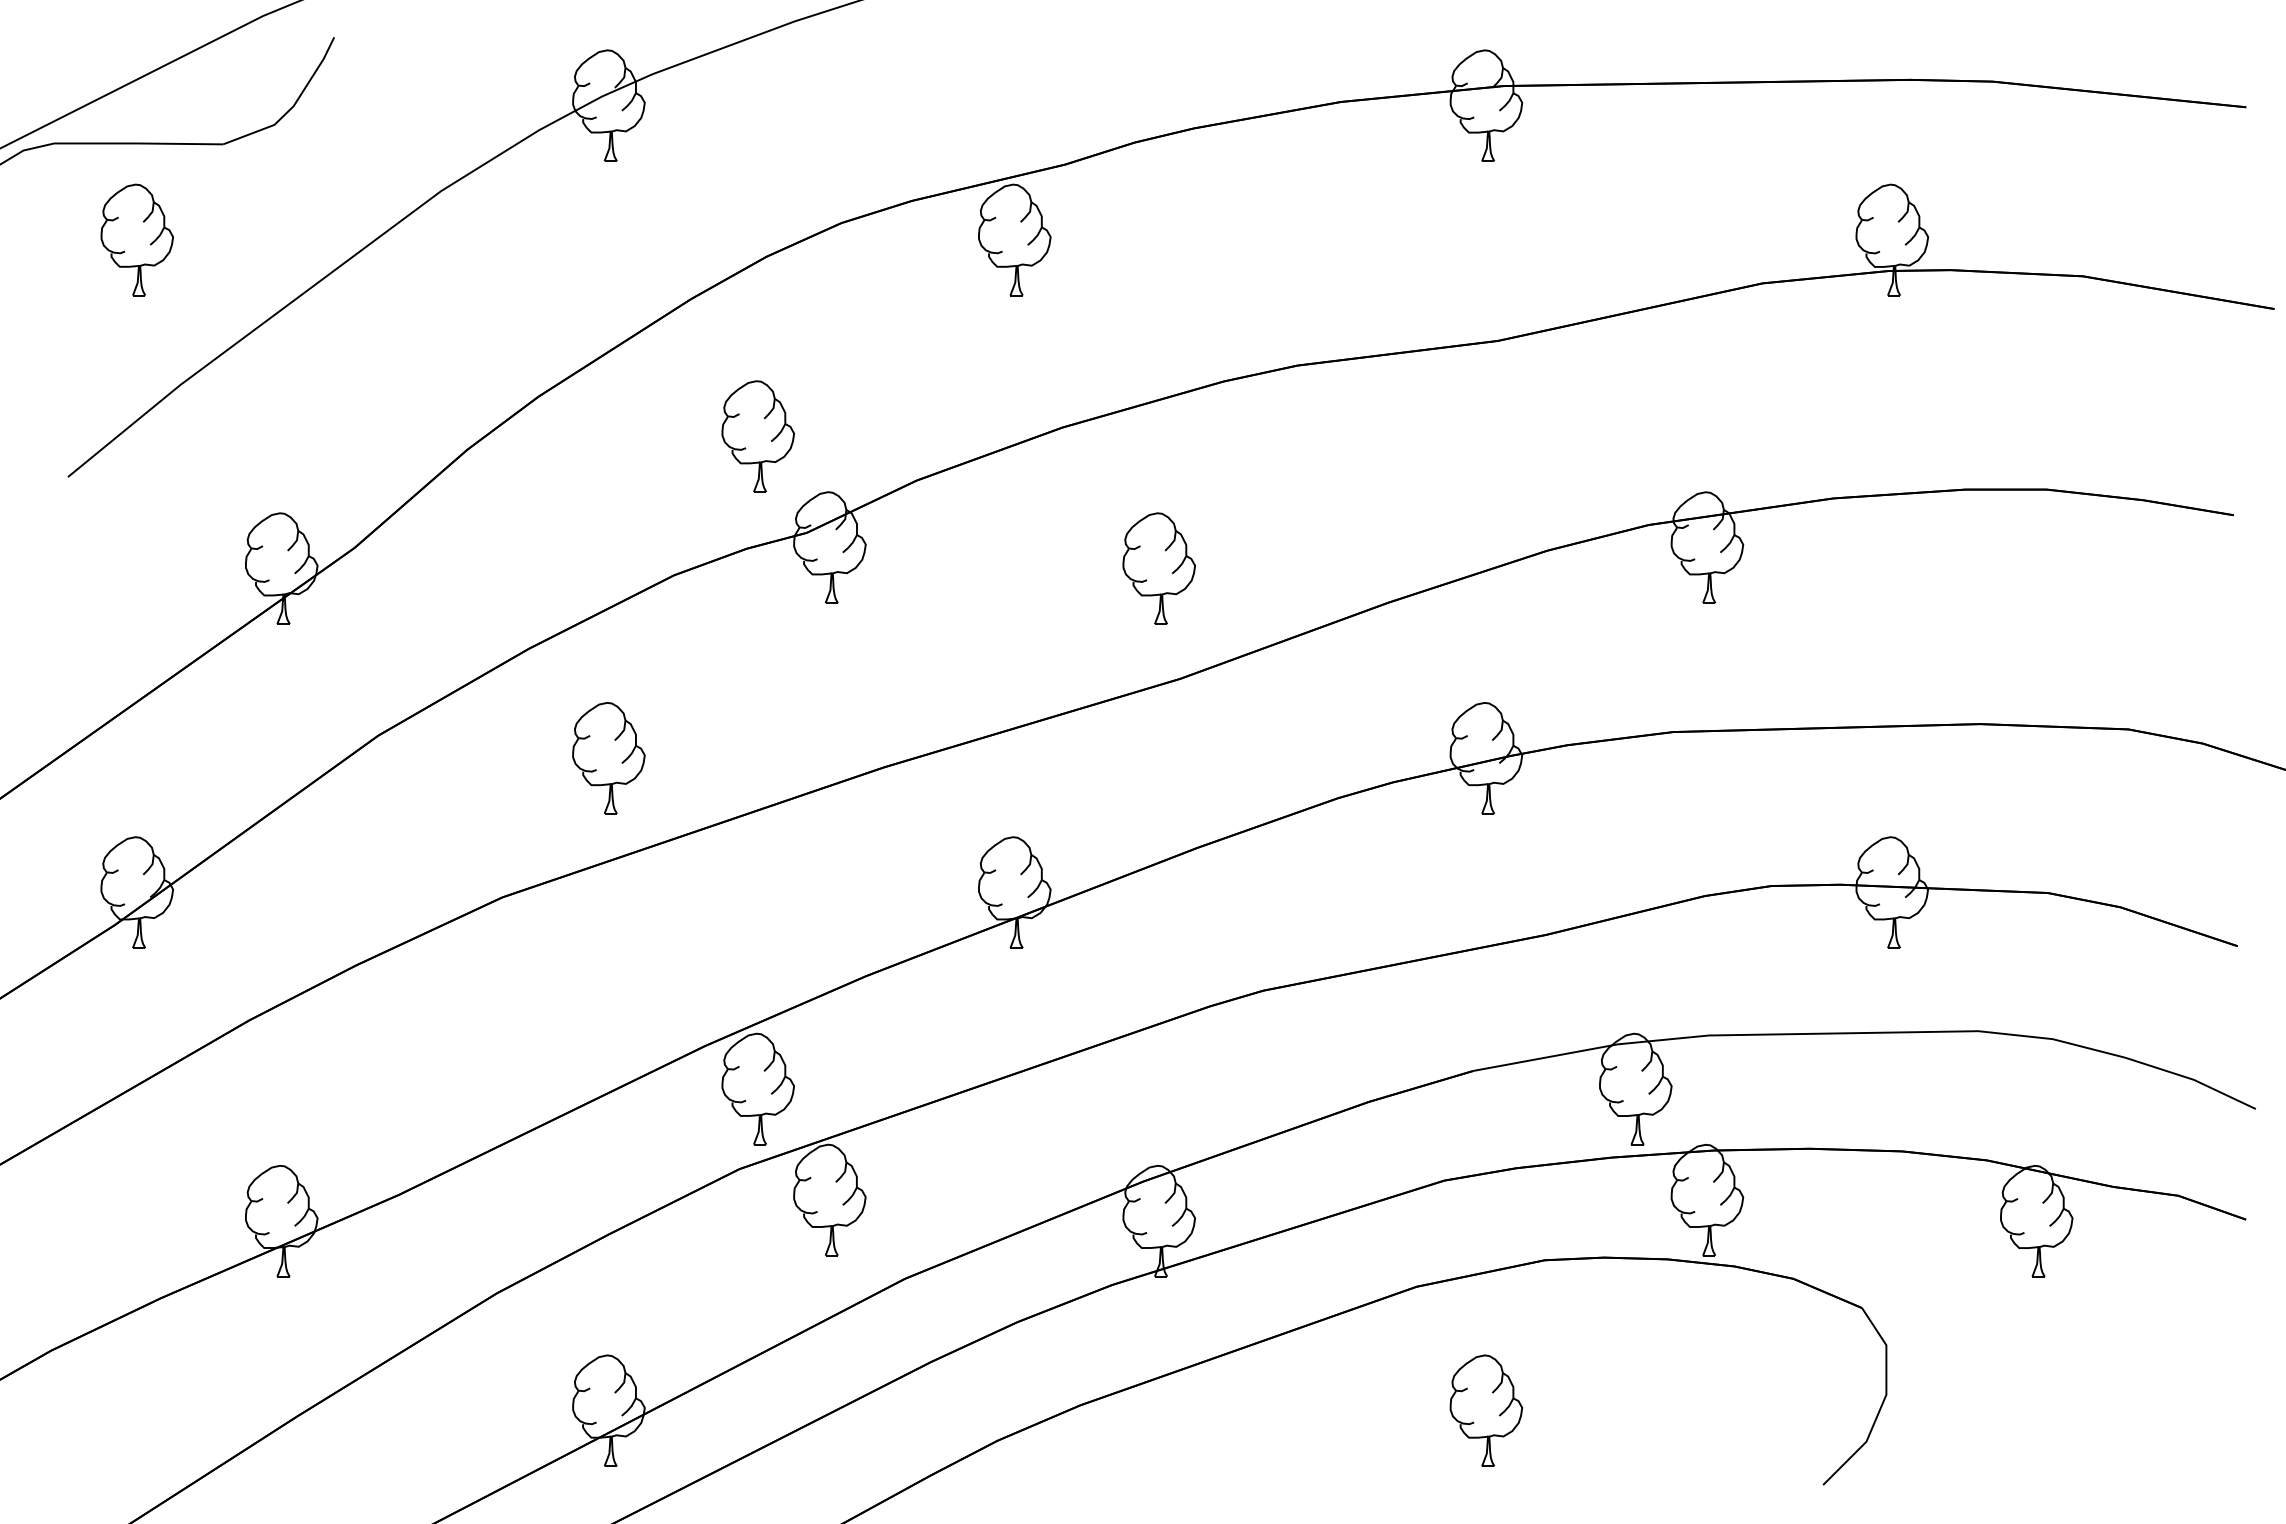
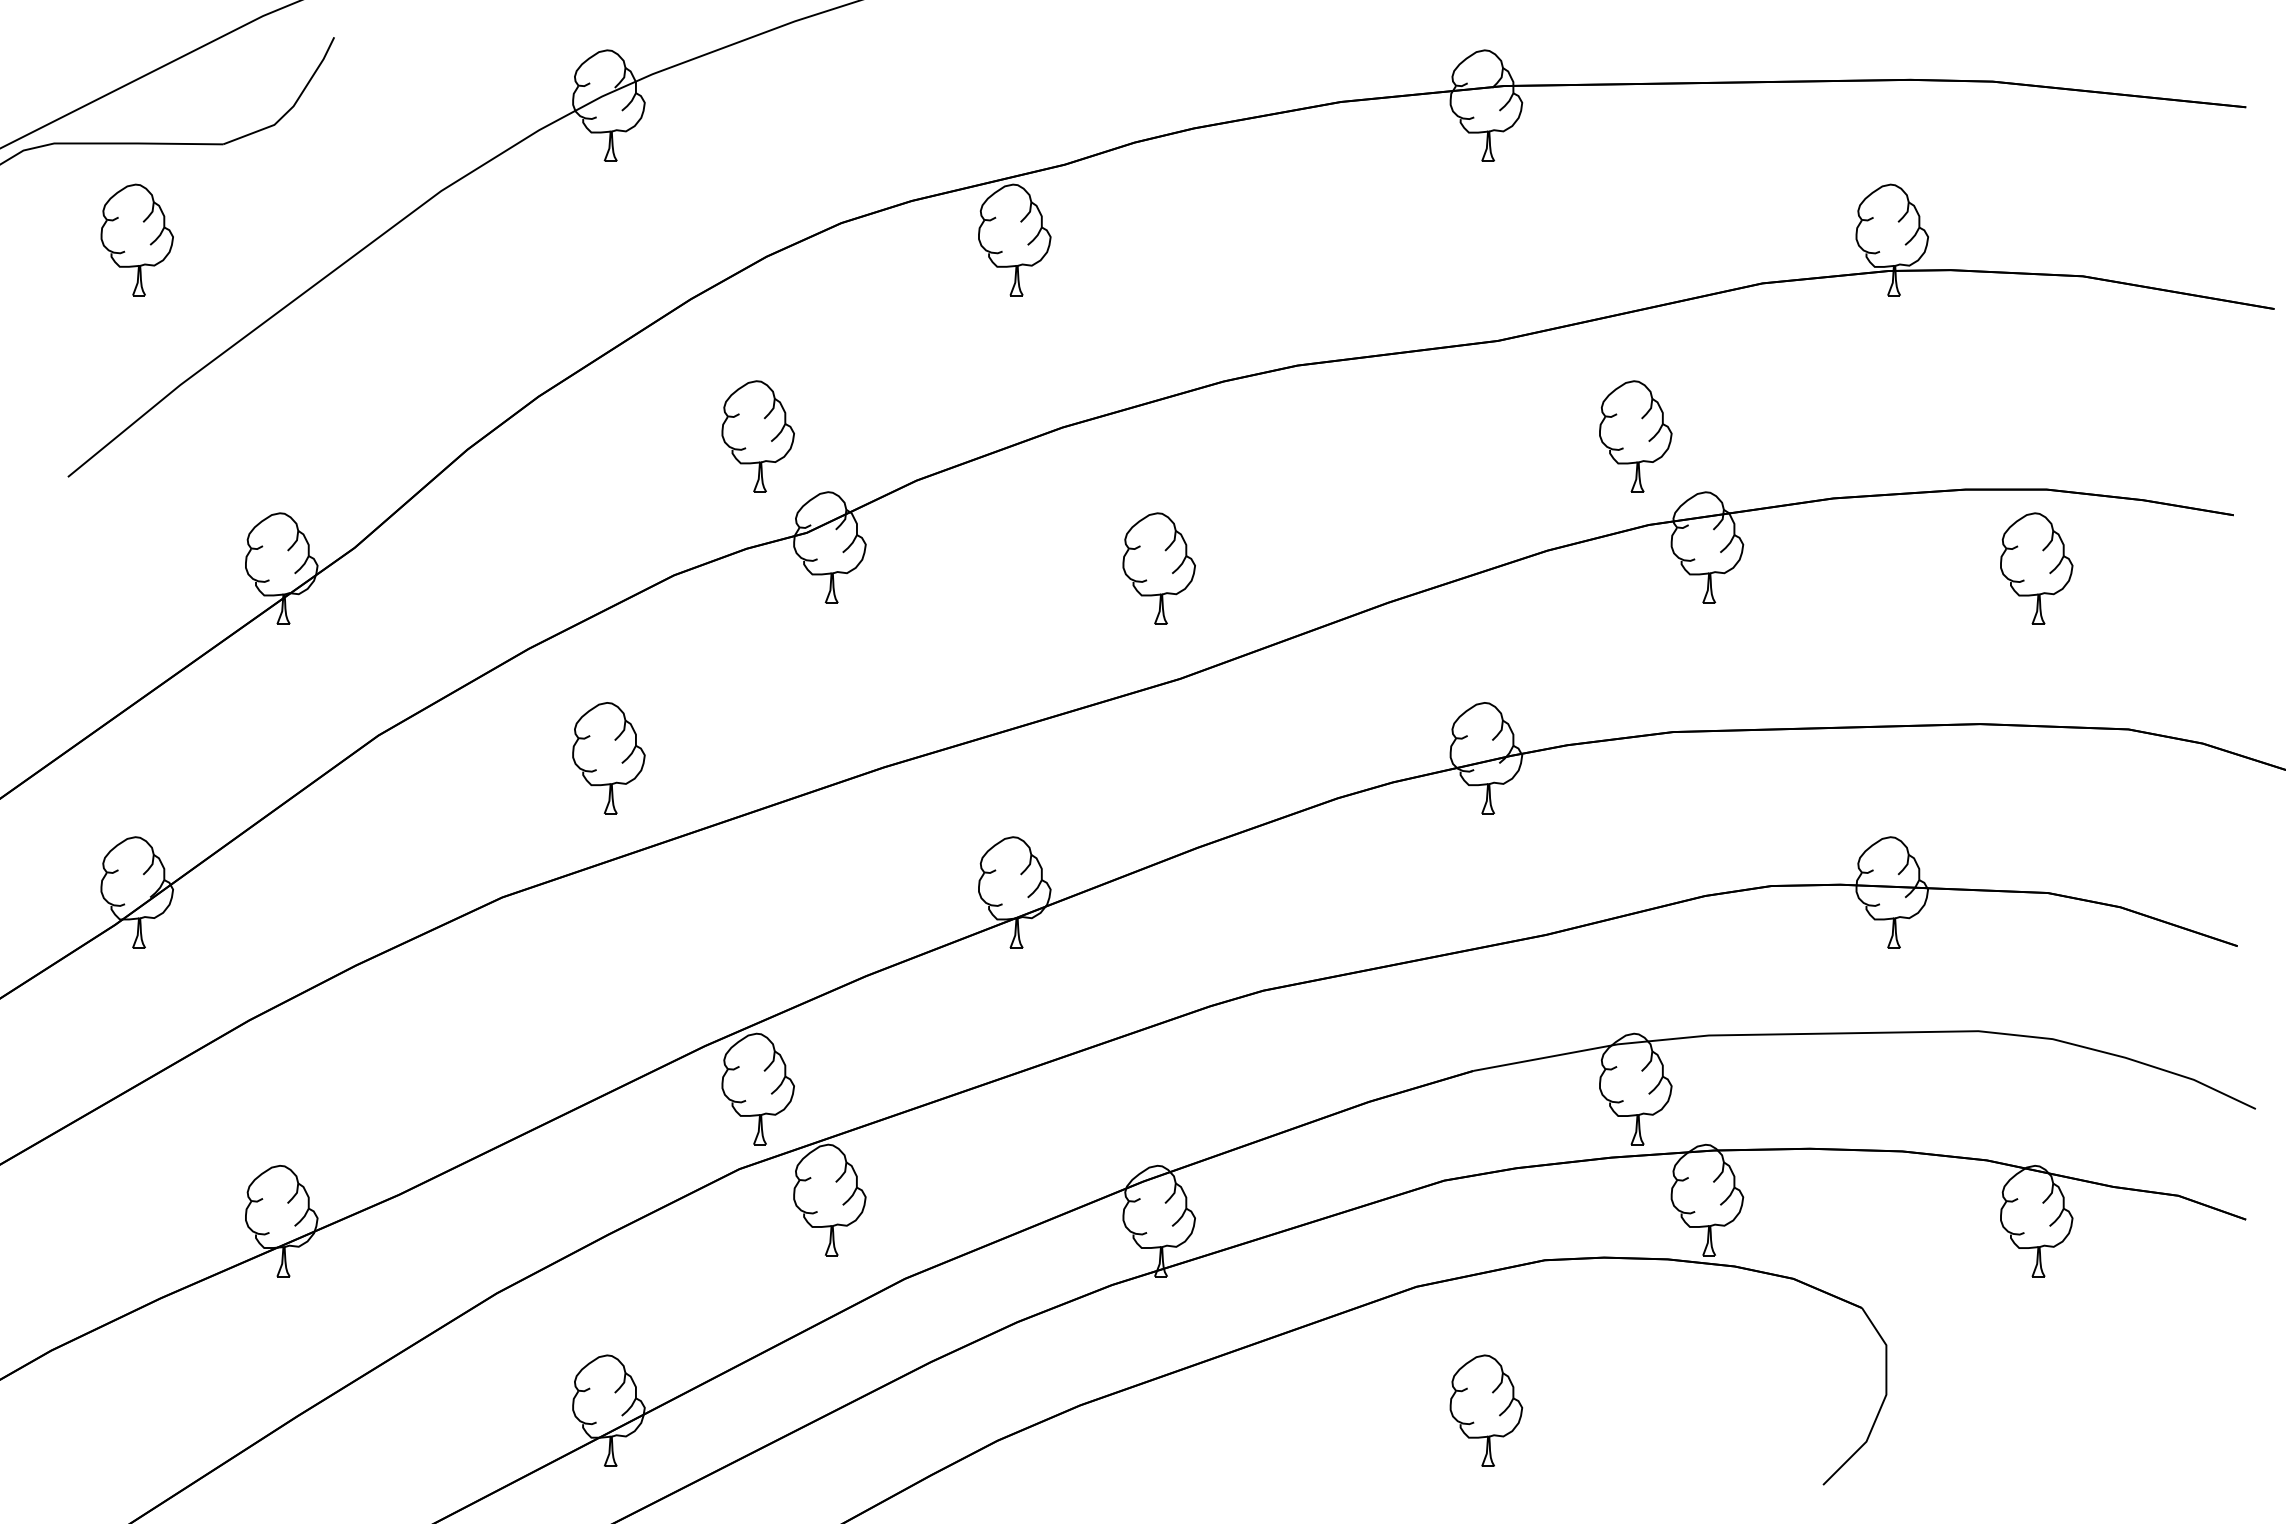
part: none -> present (1635, 436)
part: none -> present (2036, 568)
